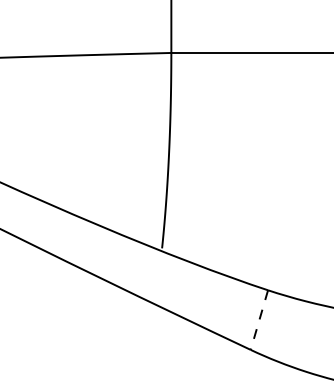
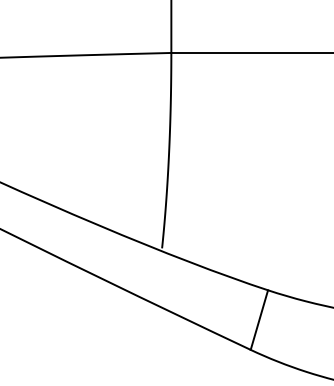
line: dashed -> solid (259, 320)
